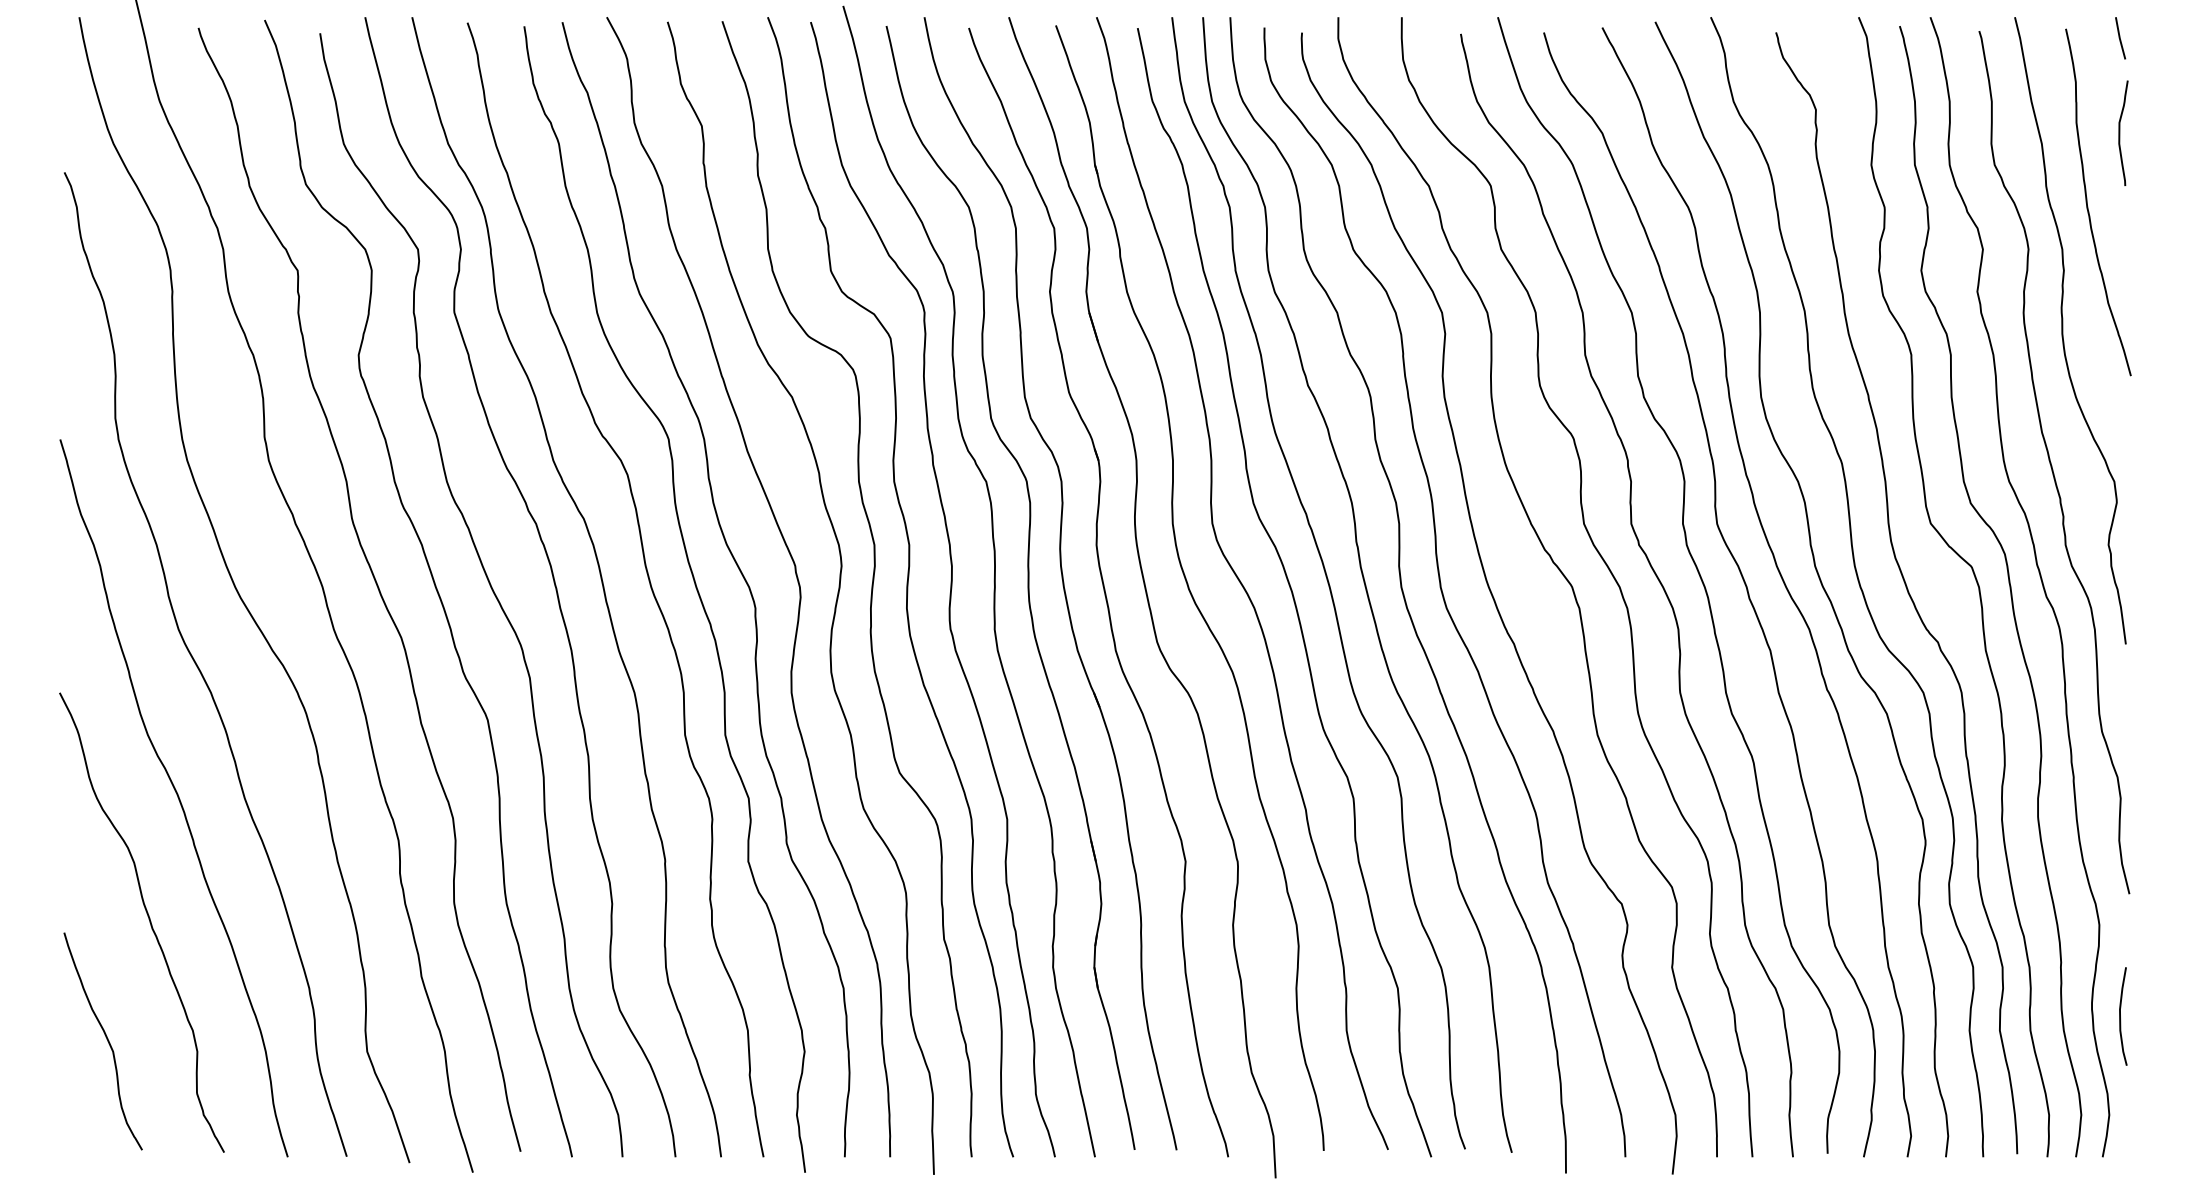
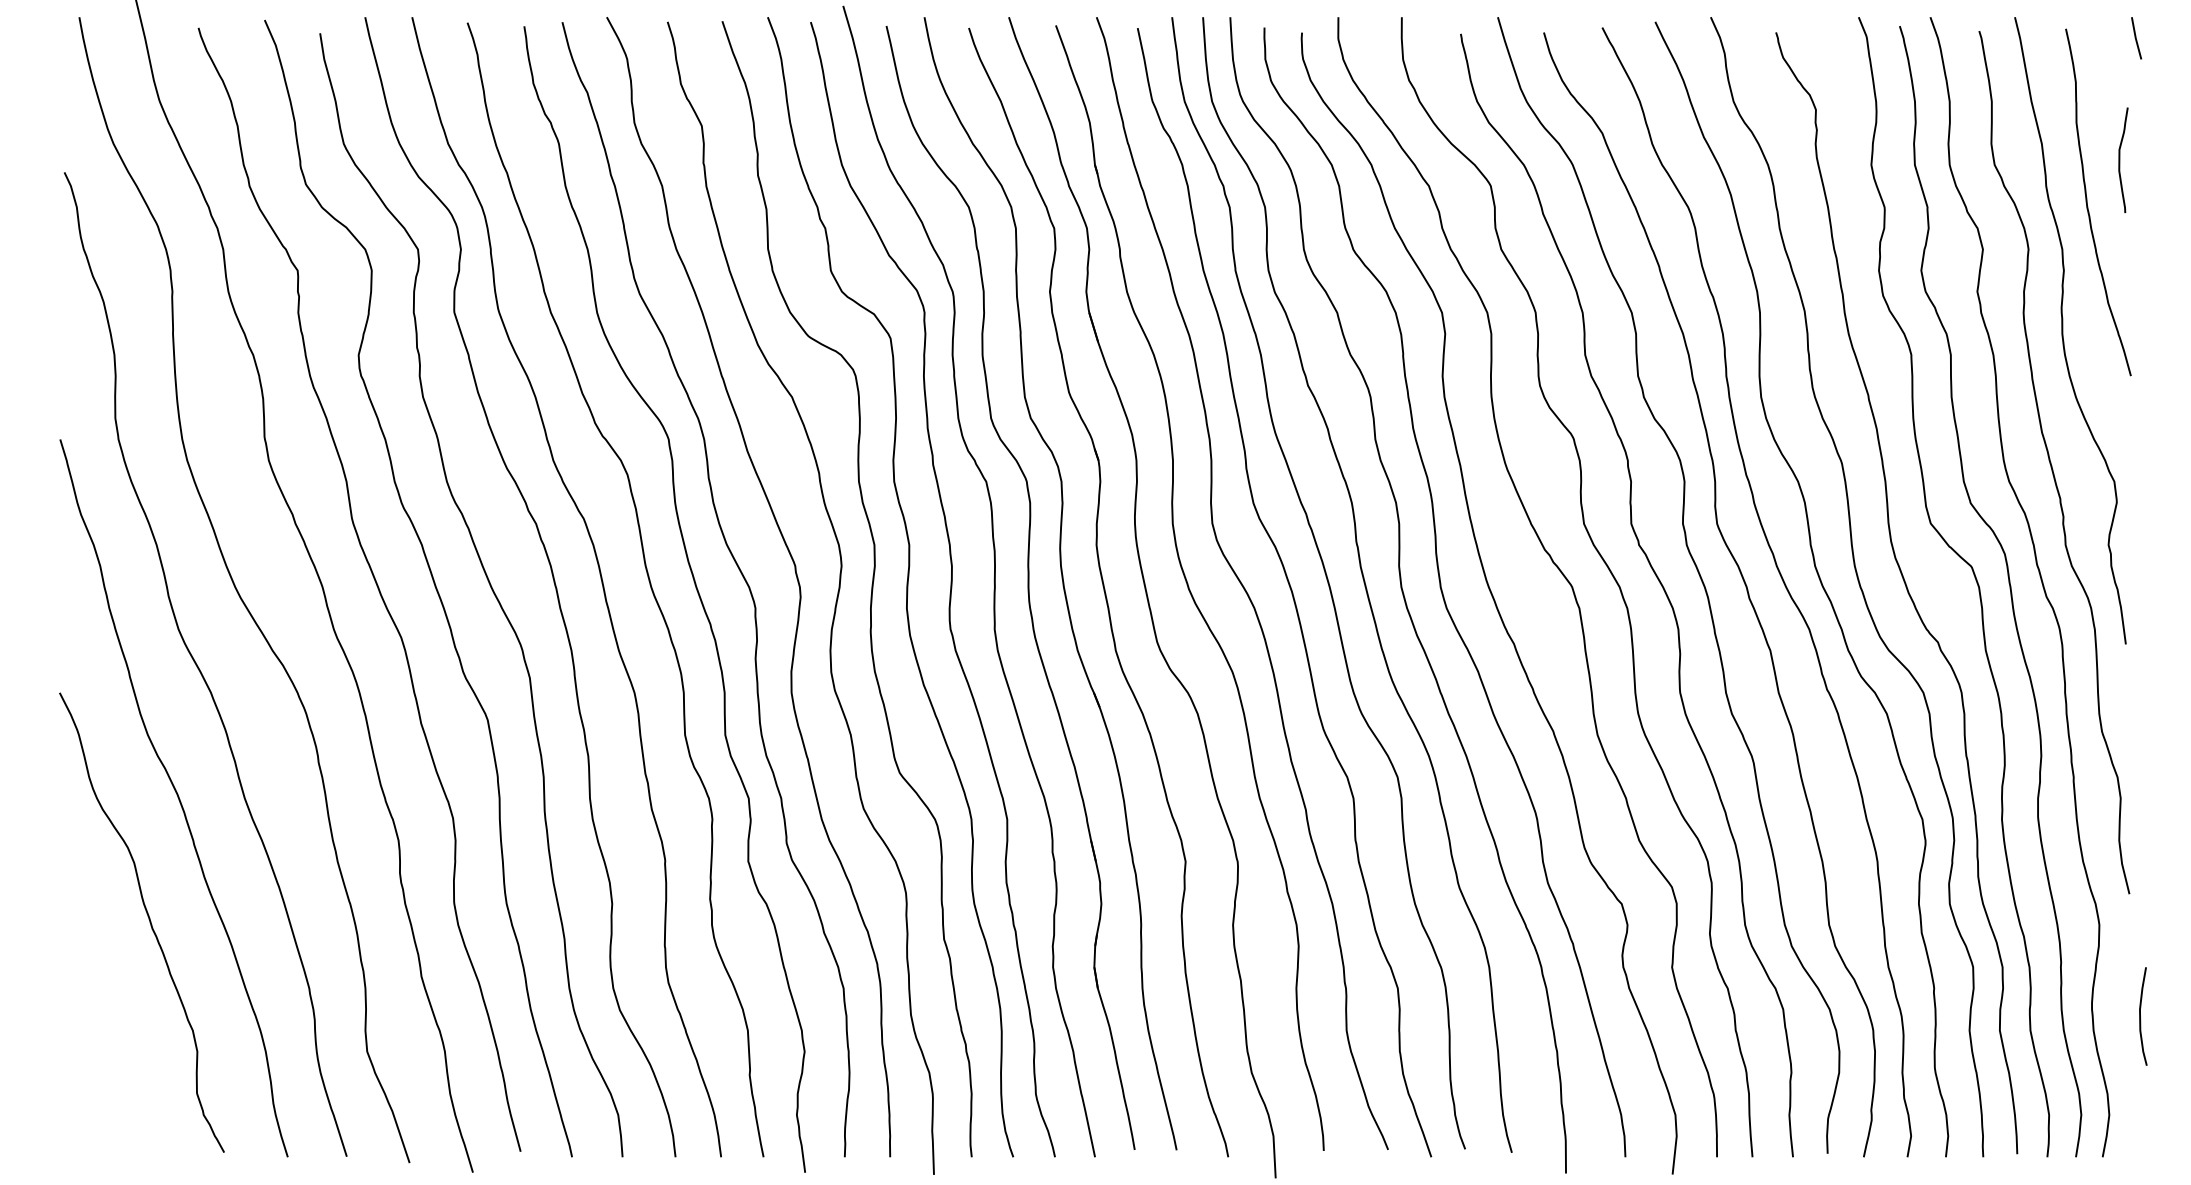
line position: (2120, 38) -> (2136, 38) (2136, 38)
curve position: (2120, 132) -> (2120, 159) (2120, 159)
curve position: (2120, 1016) -> (2140, 1016) (2140, 1016)
curve: present -> none (106, 1039)
